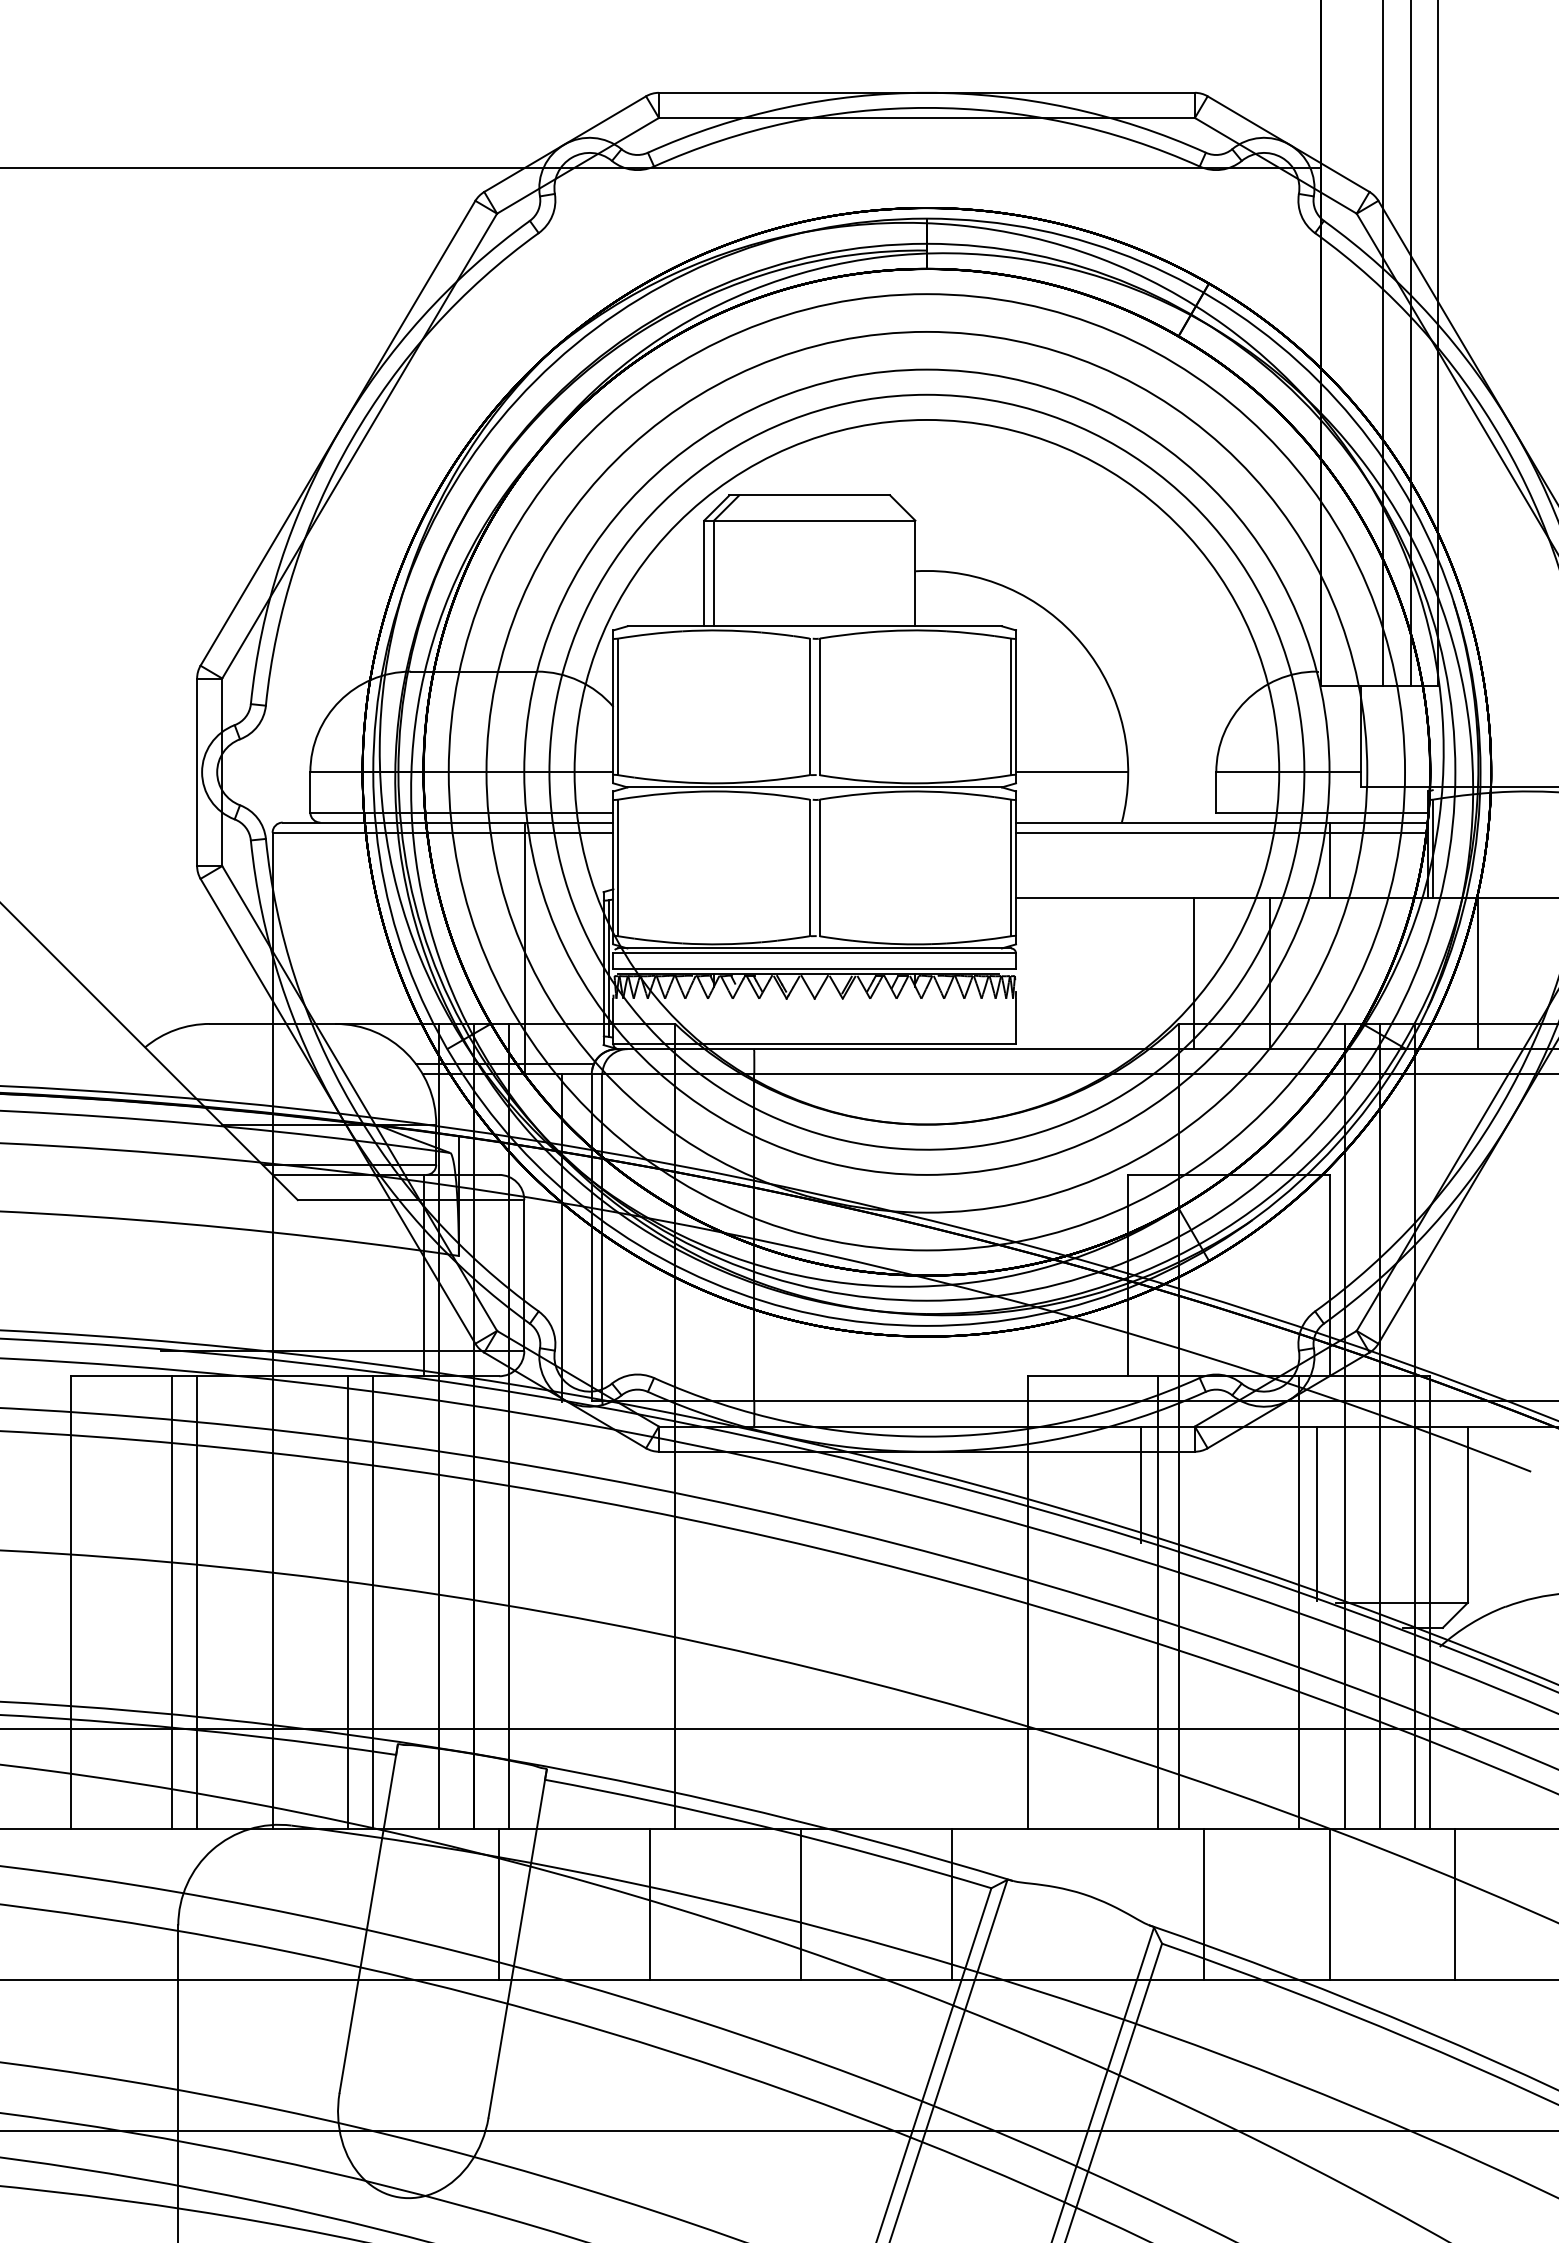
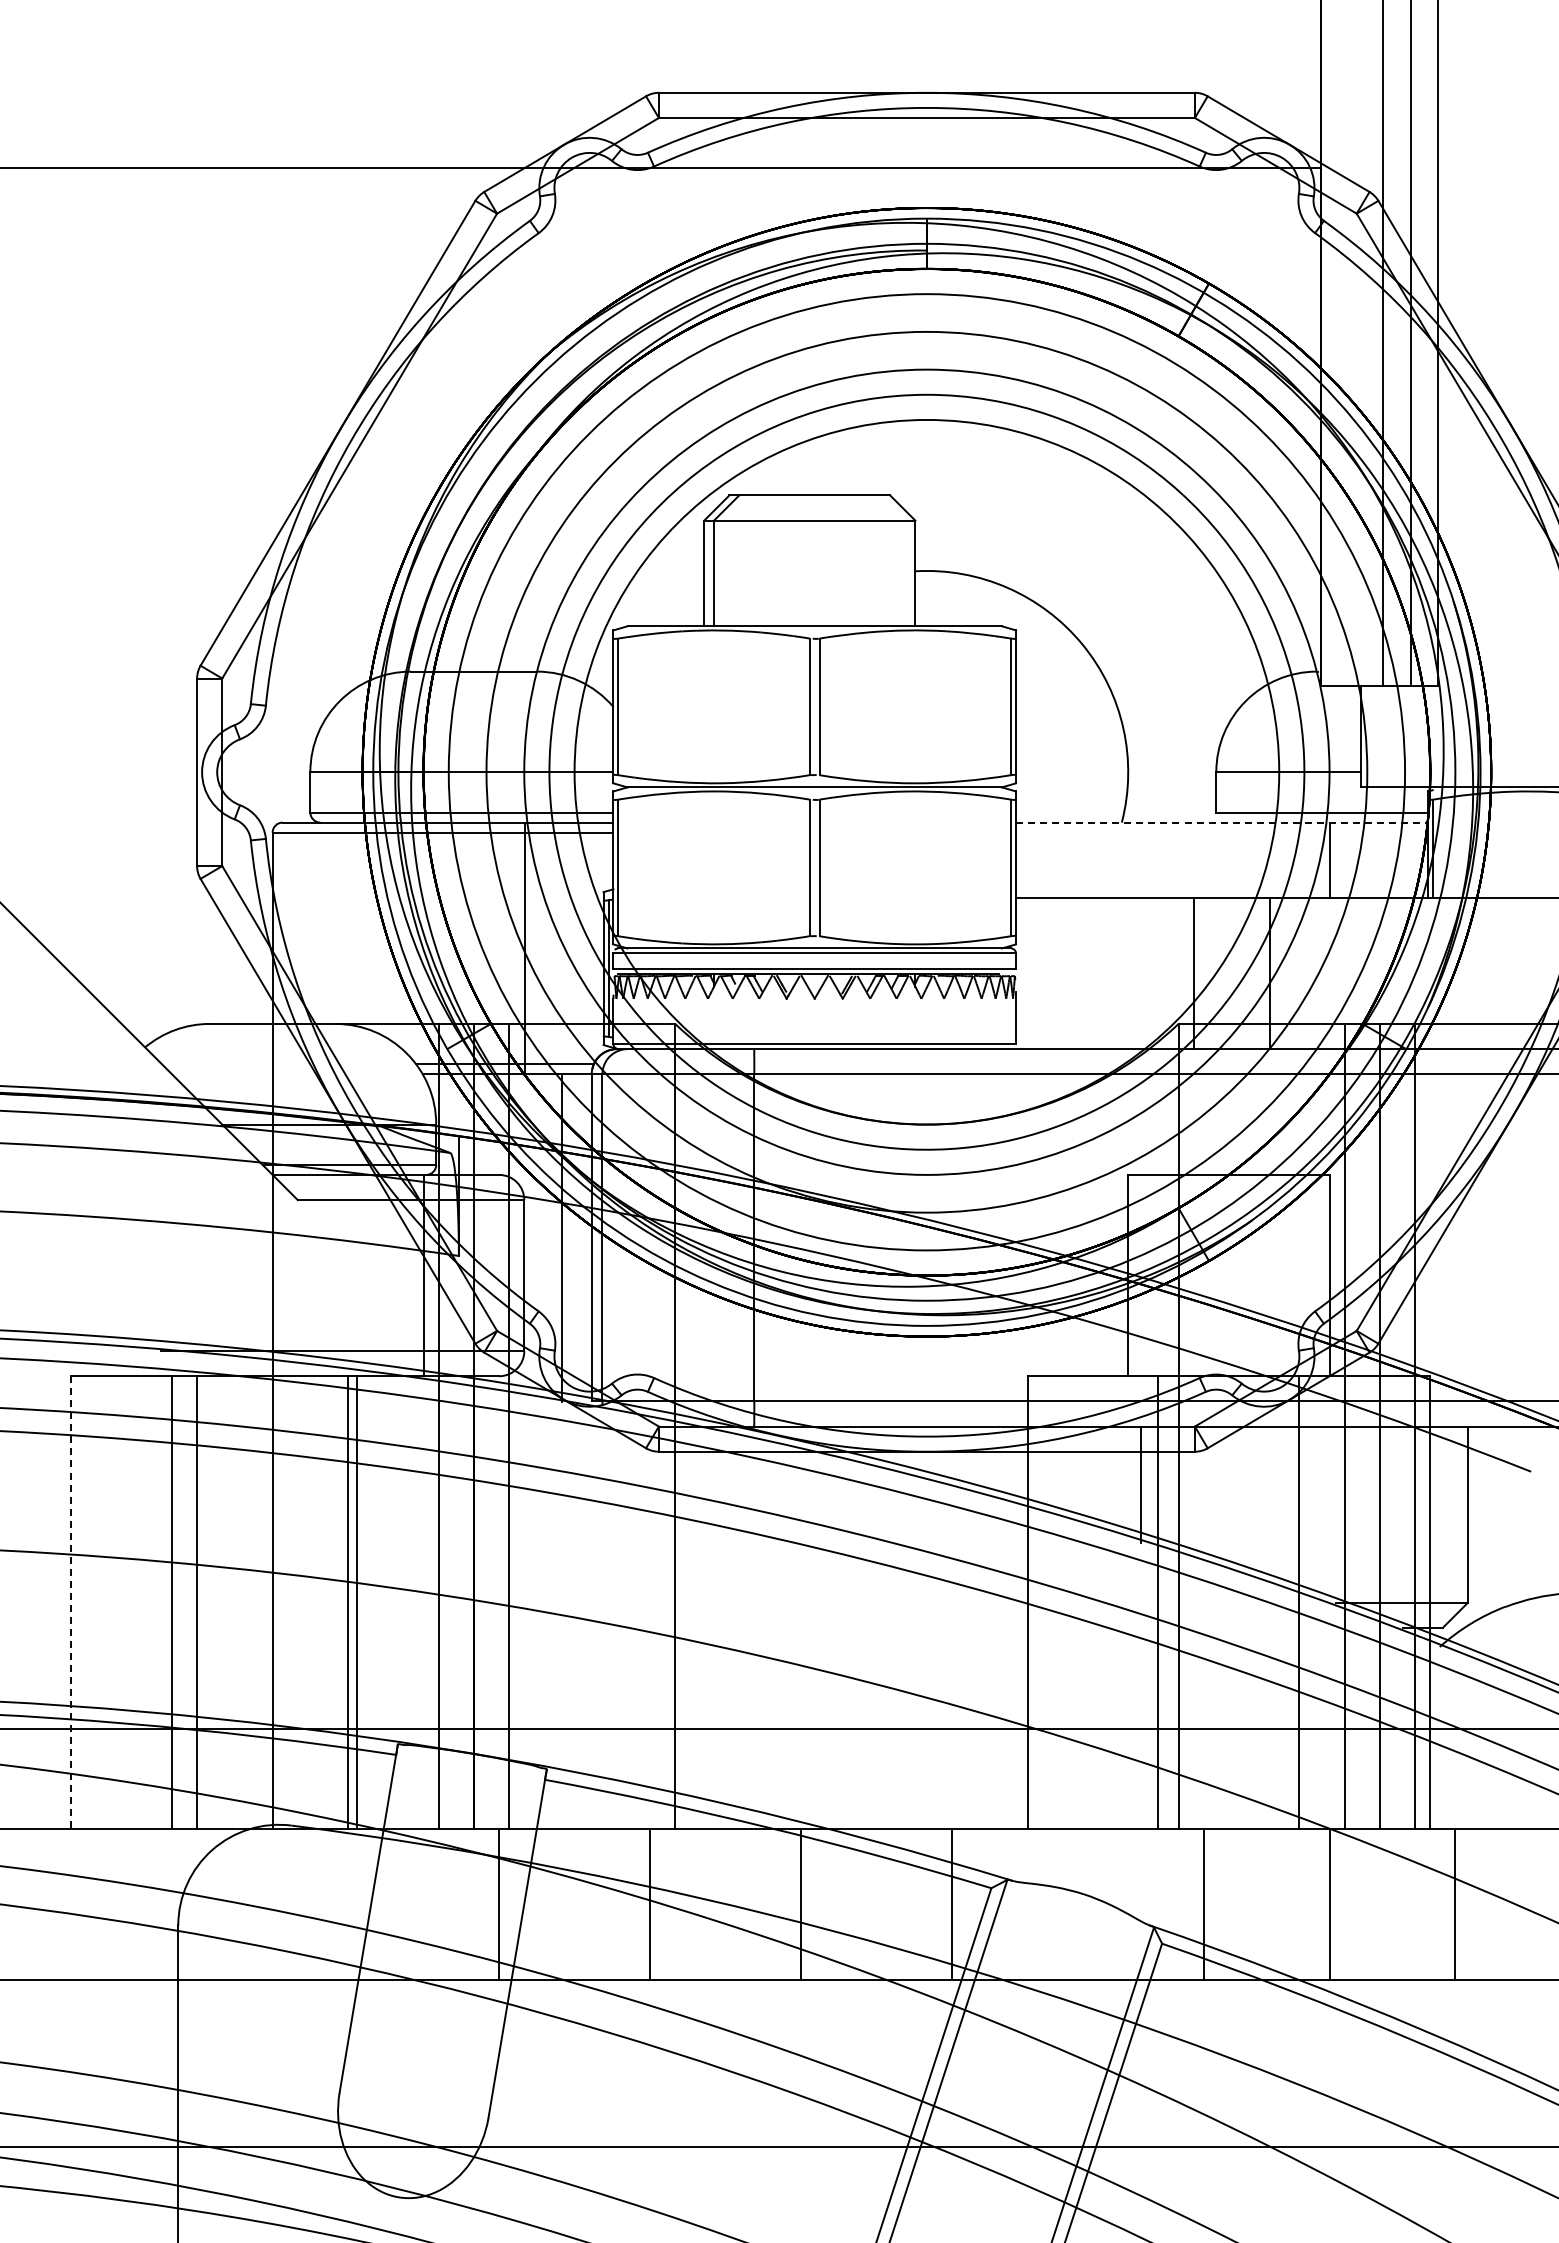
line: present -> none (1072, 772)
line: solid -> dashed (1222, 822)
line: present -> none (1222, 832)
line: present -> none (1477, 973)
line: present -> none (1317, 1513)
line position: (373, 1602) -> (357, 1602) (357, 1602)
line: solid -> dashed (71, 1603)
line position: (778, 2131) -> (778, 2147) (778, 2147)
